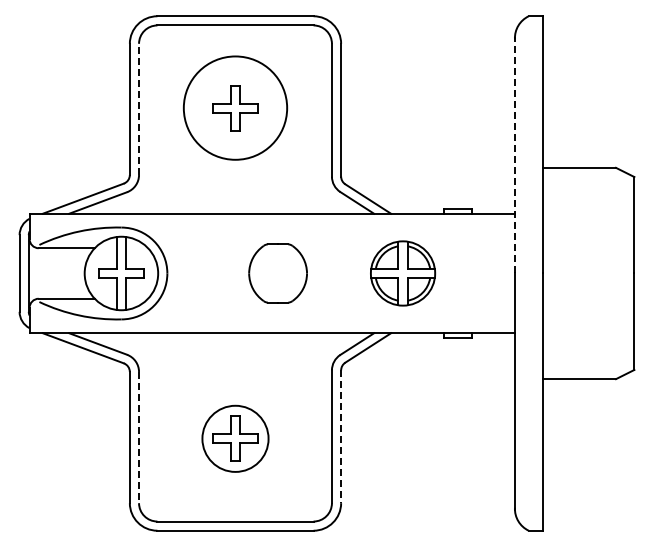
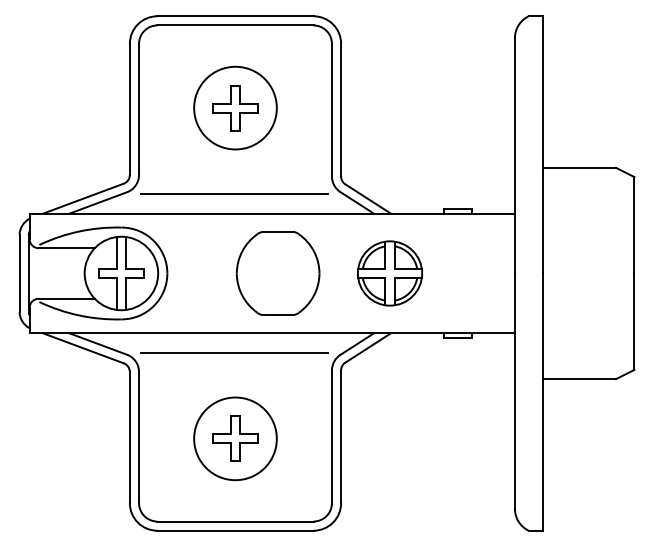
circle diameter: 103 px -> 83 px (235, 107)
line: dashed -> solid (139, 109)
line: dashed -> solid (514, 154)
line: none -> present (234, 194)
part size: 60x61 px -> 86x85 px (277, 273)
part position: (403, 273) -> (390, 273) (390, 273)
line: none -> present (234, 352)
line: dashed -> solid (139, 437)
line: dashed -> solid (341, 437)
circle diameter: 66 px -> 83 px (235, 438)
